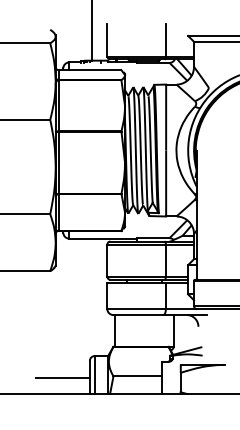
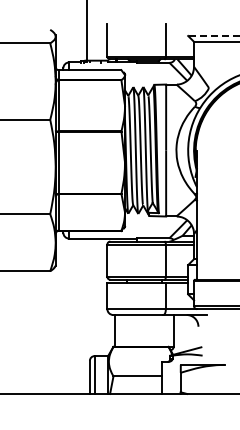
line position: (92, 31) -> (87, 31) (87, 31)
line: solid -> dashed (213, 35)
line: present -> none (62, 378)
